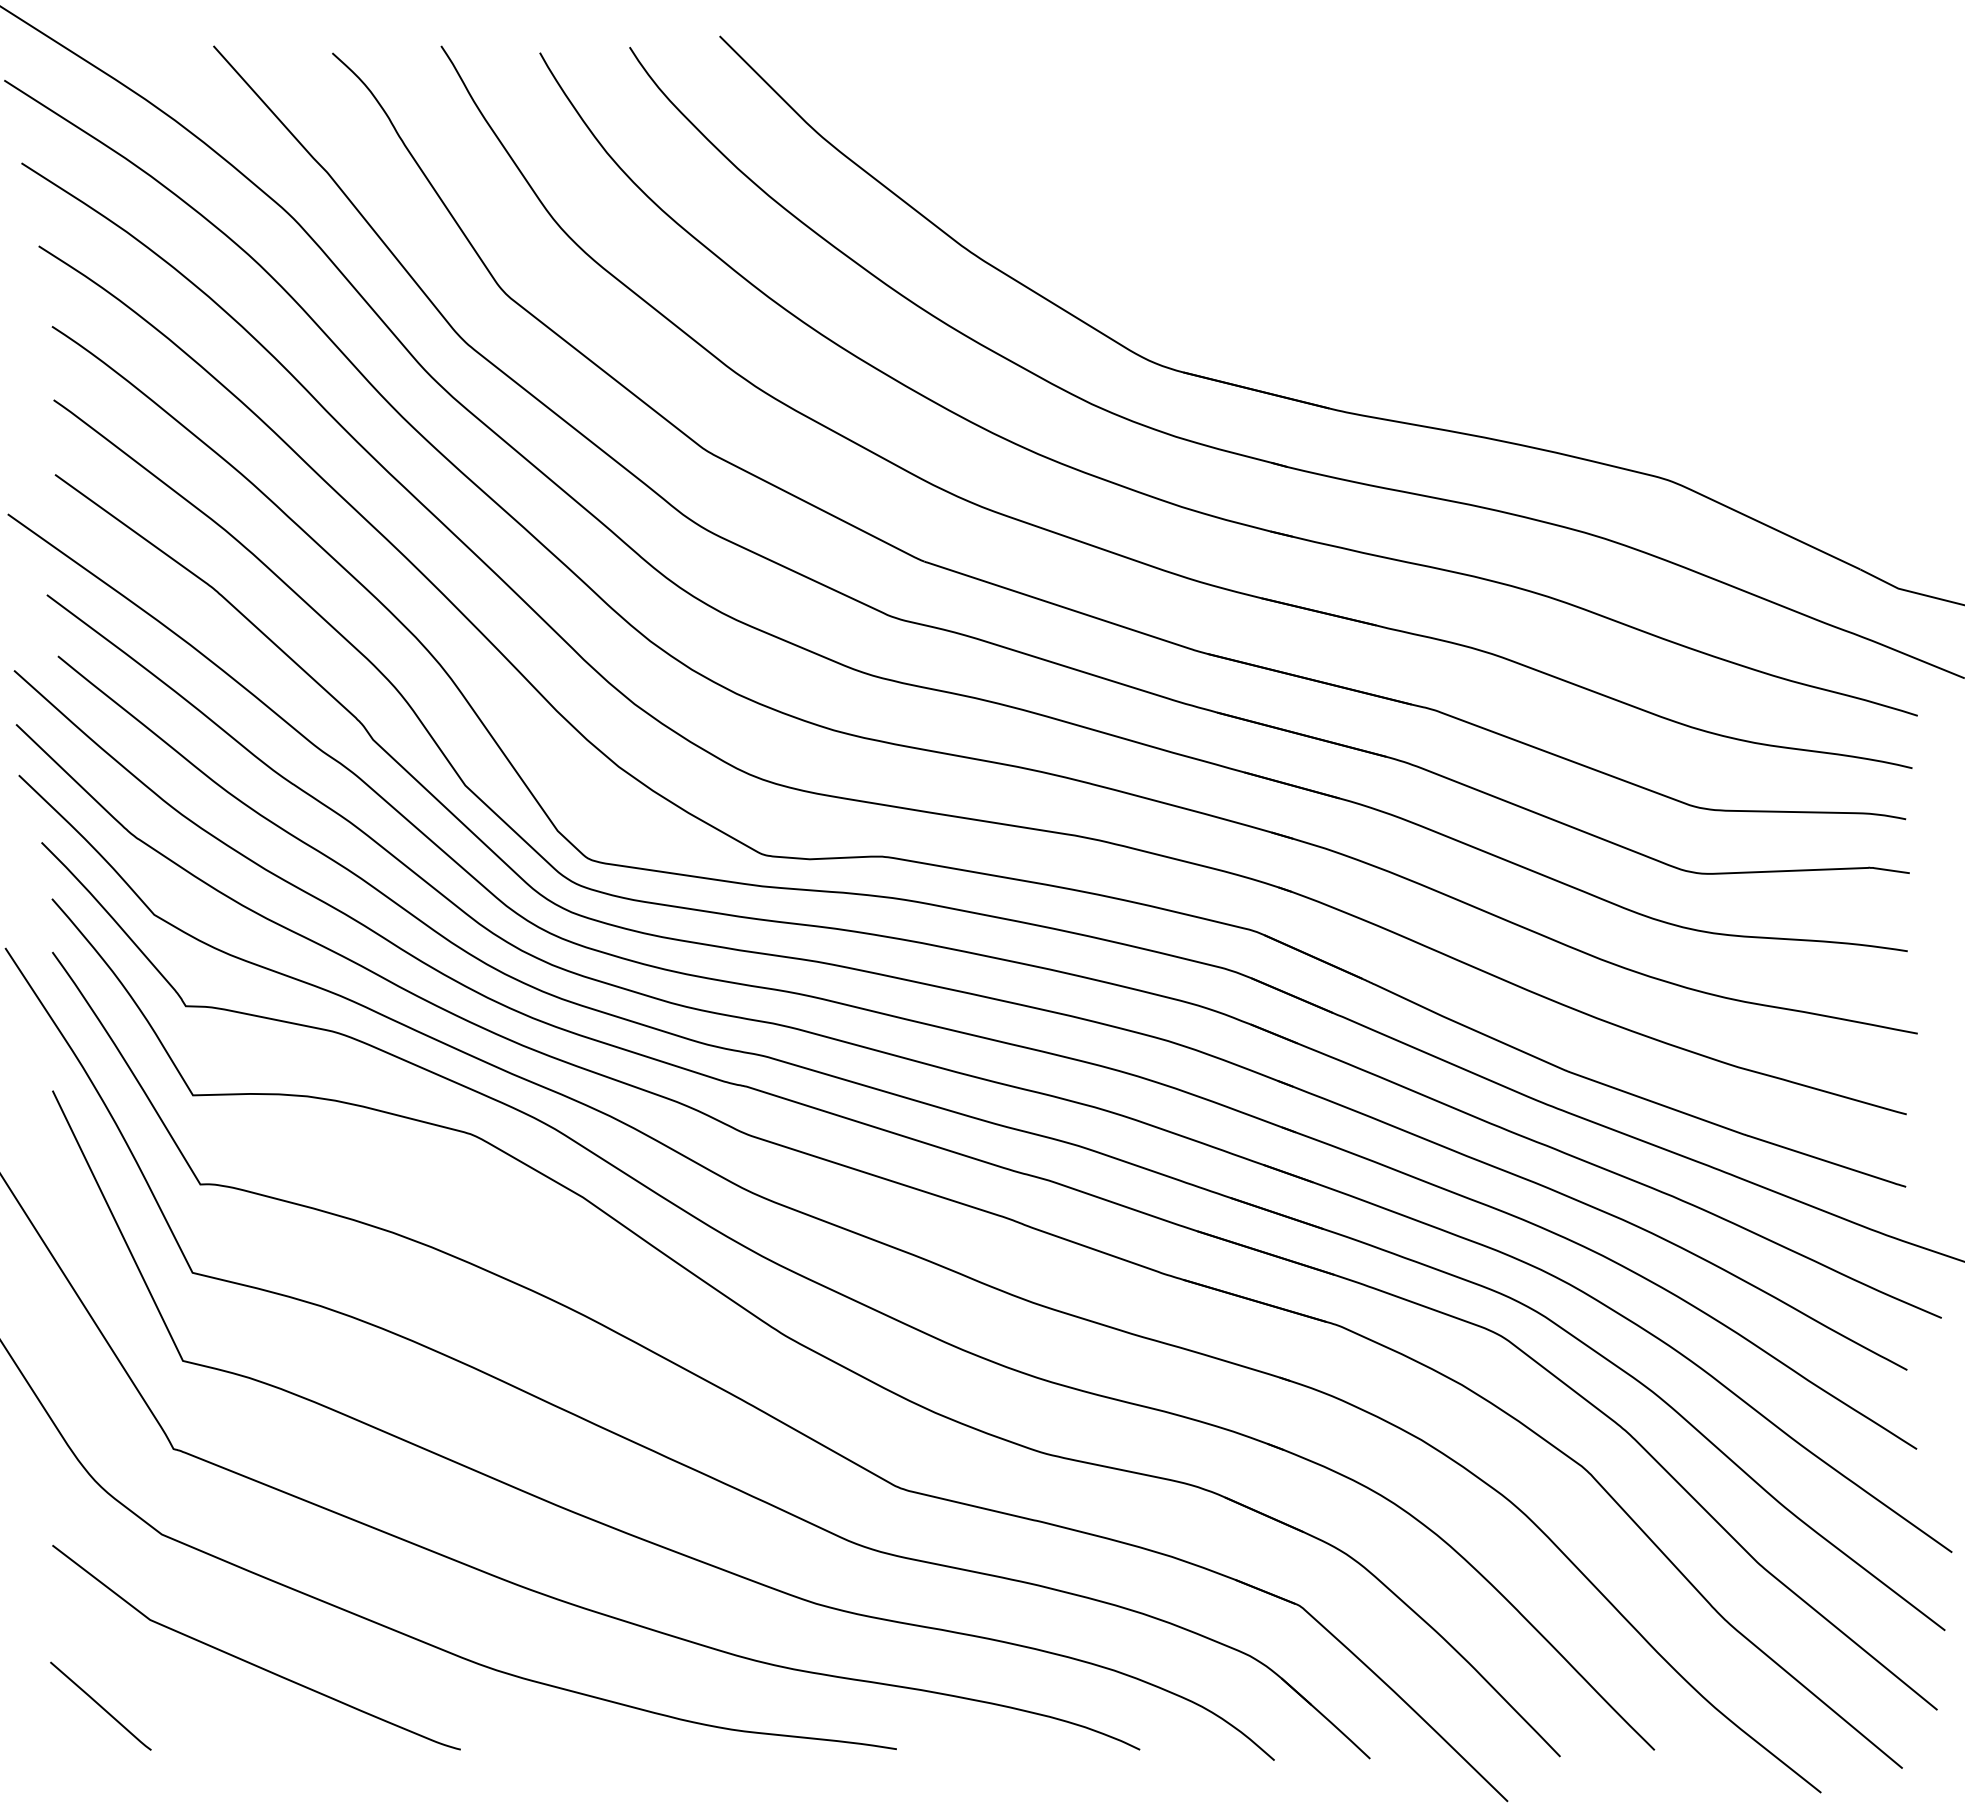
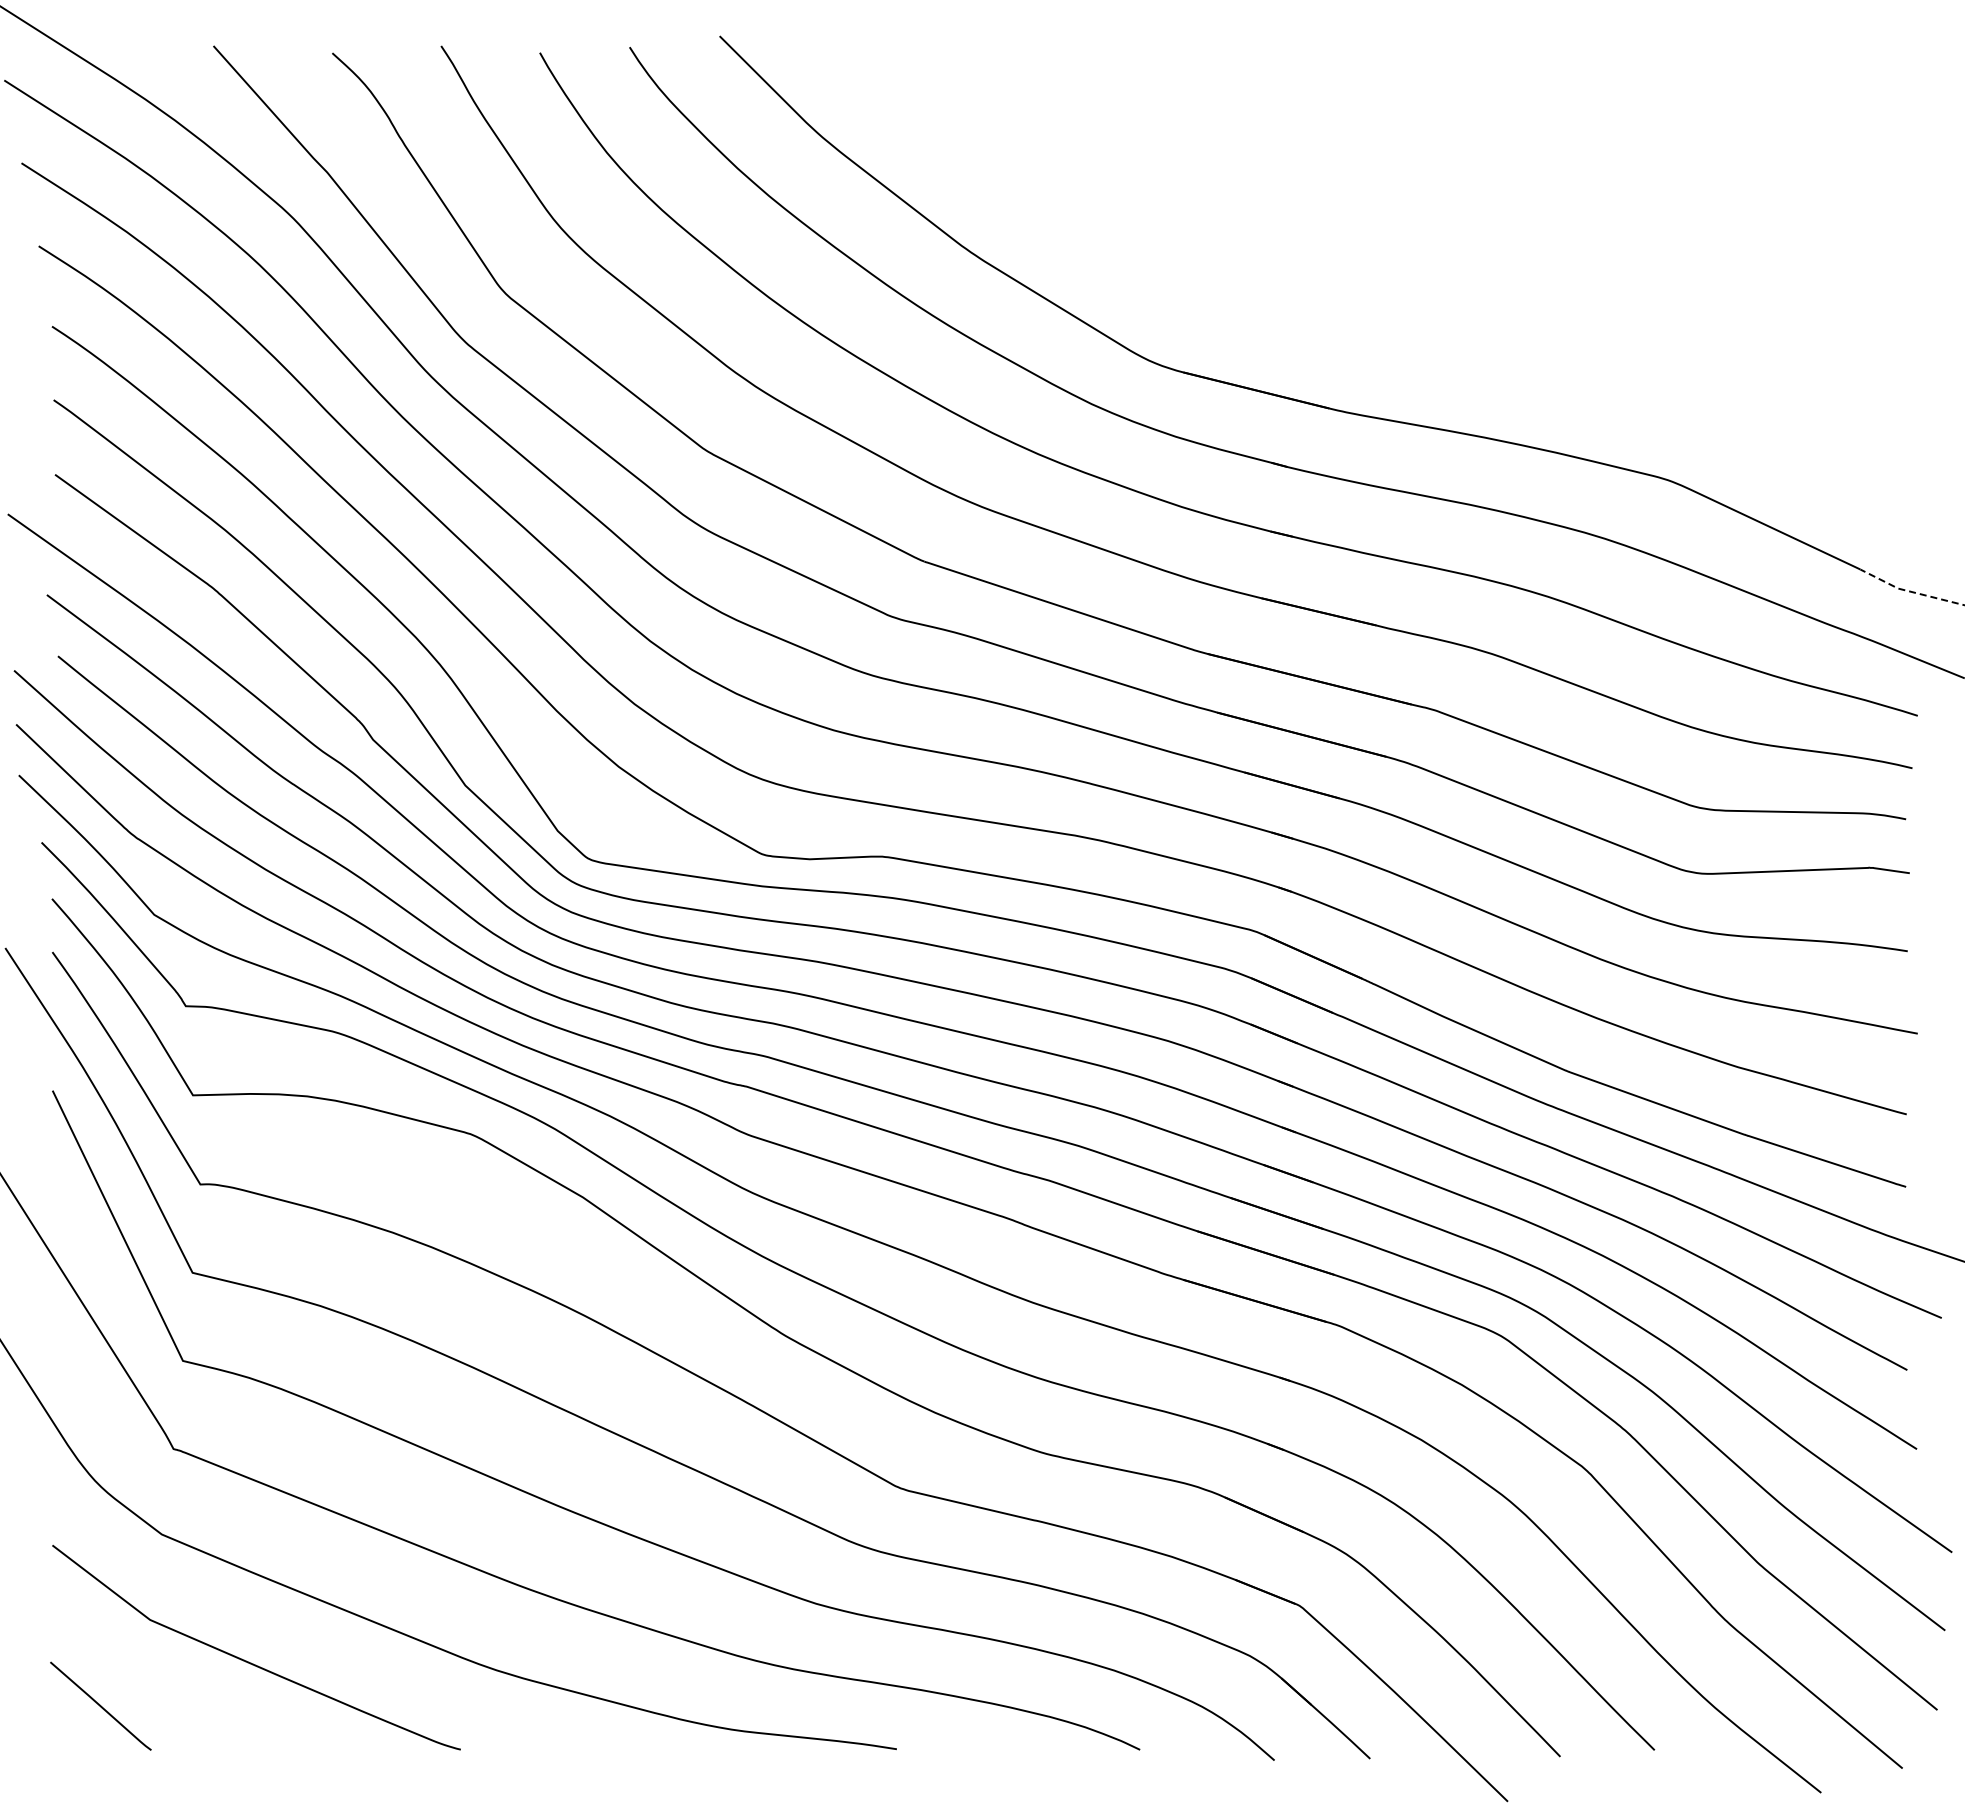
line: solid -> dashed (1909, 591)
